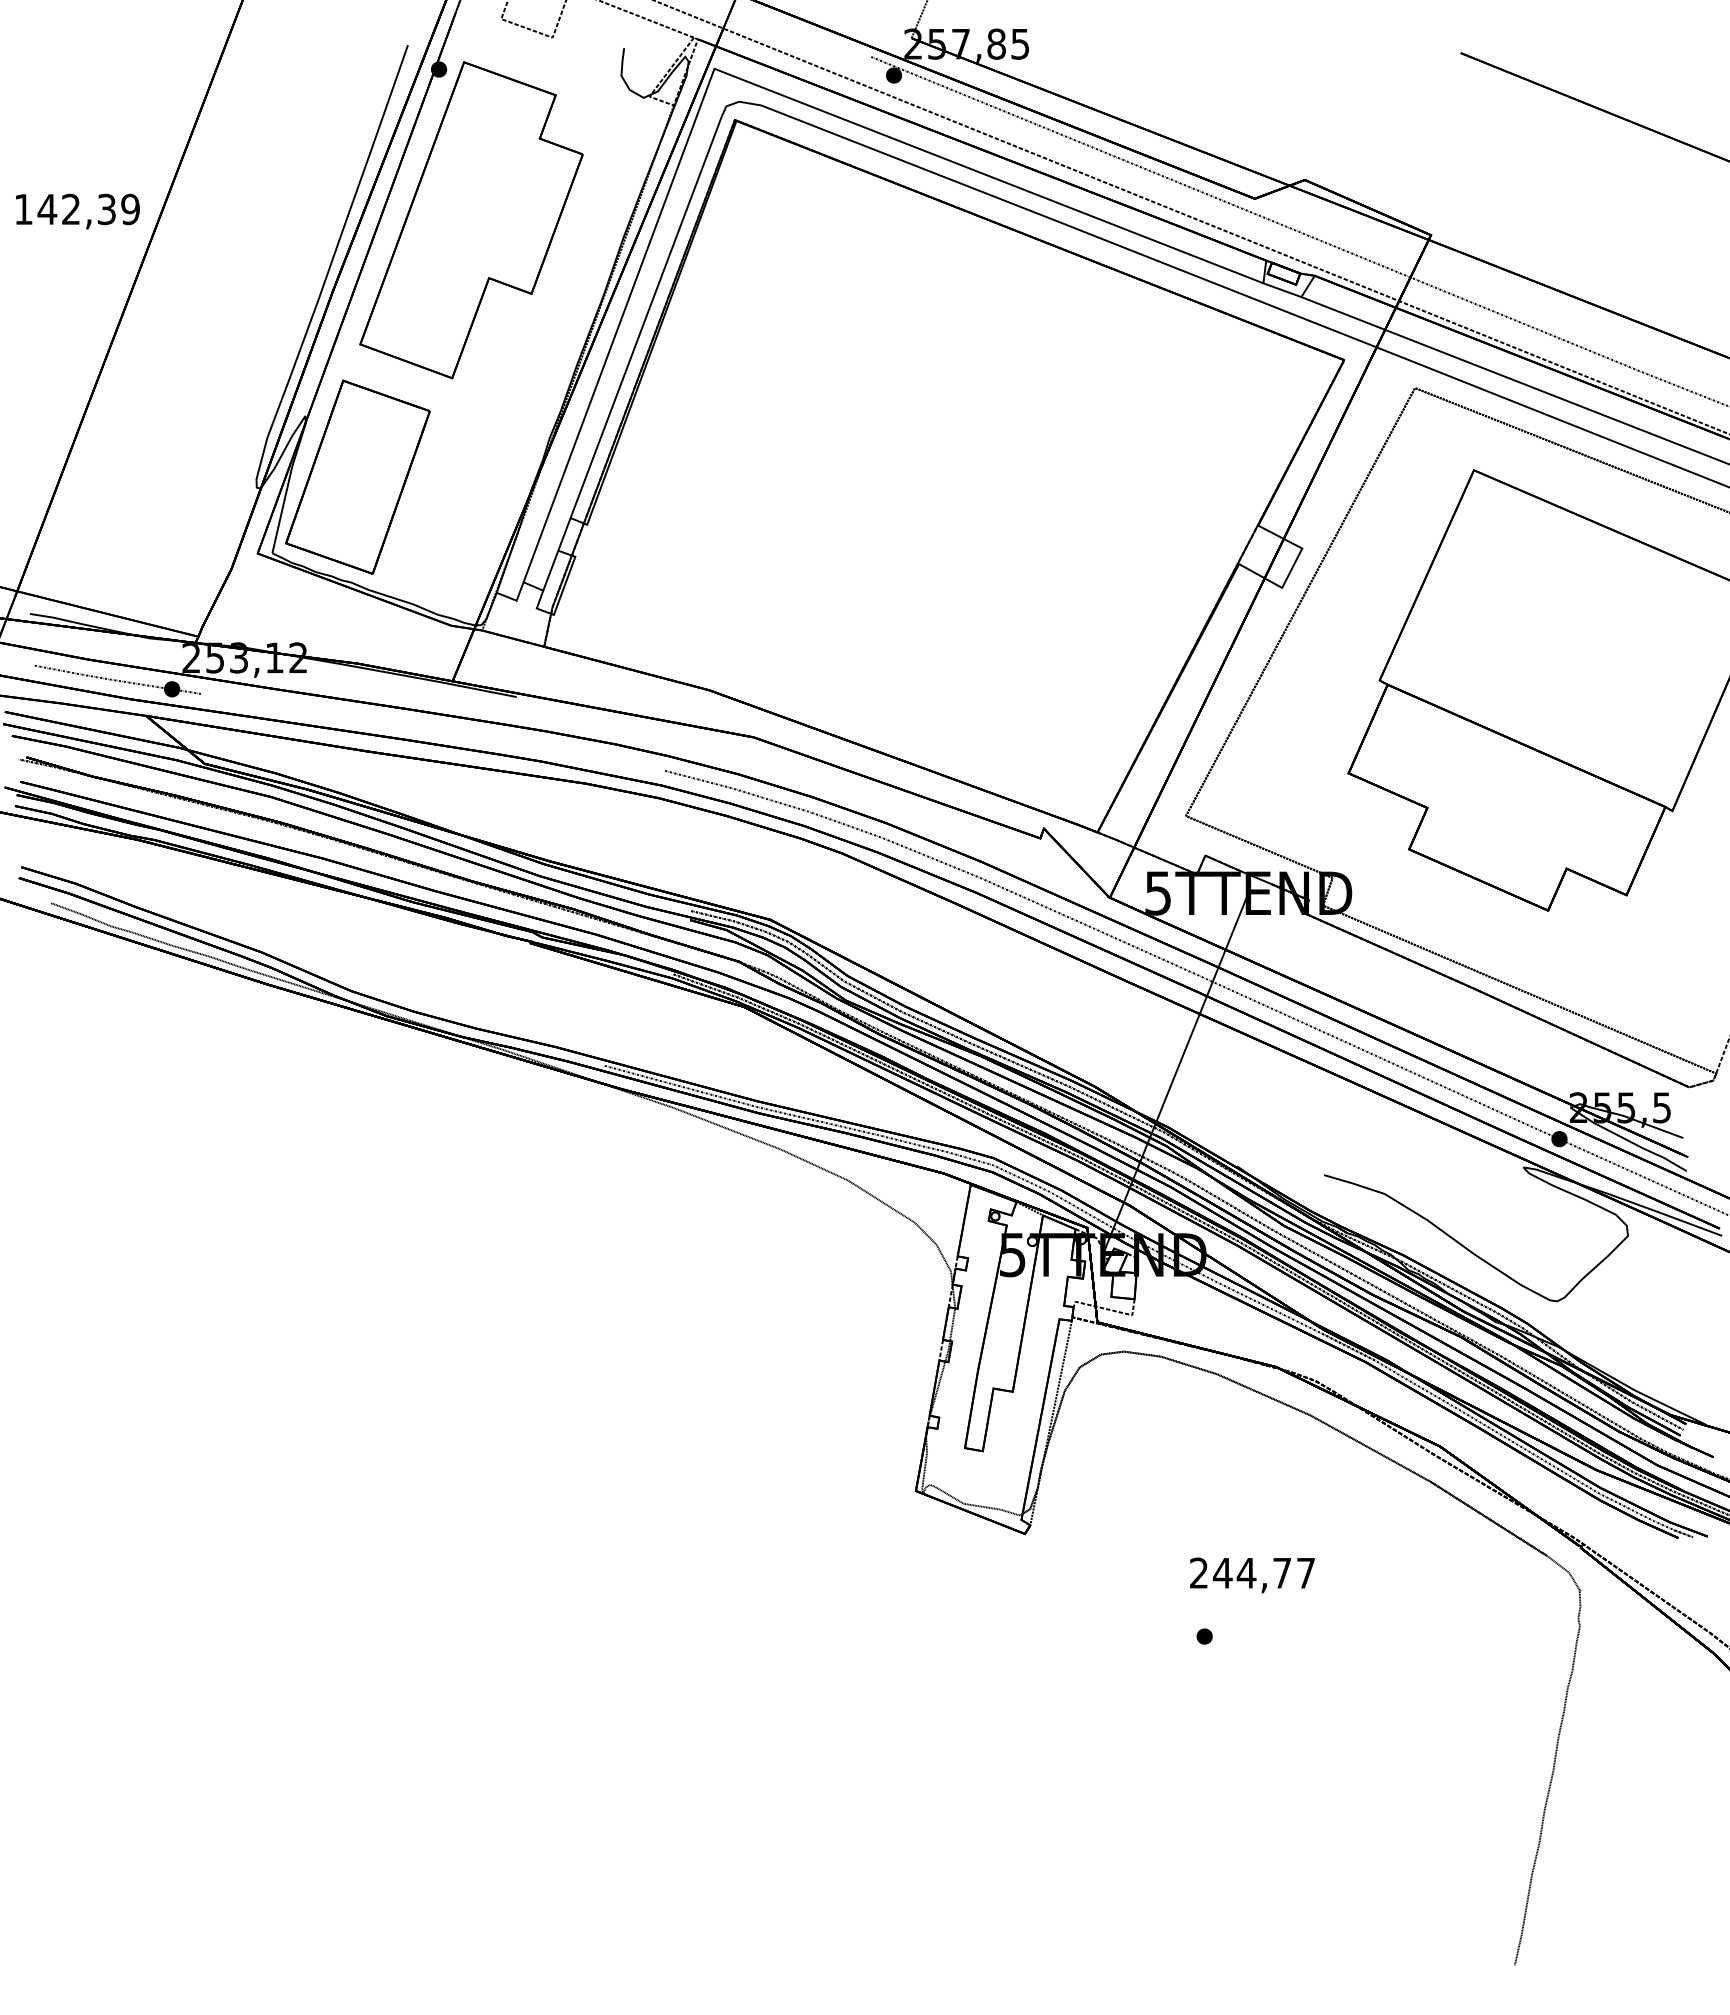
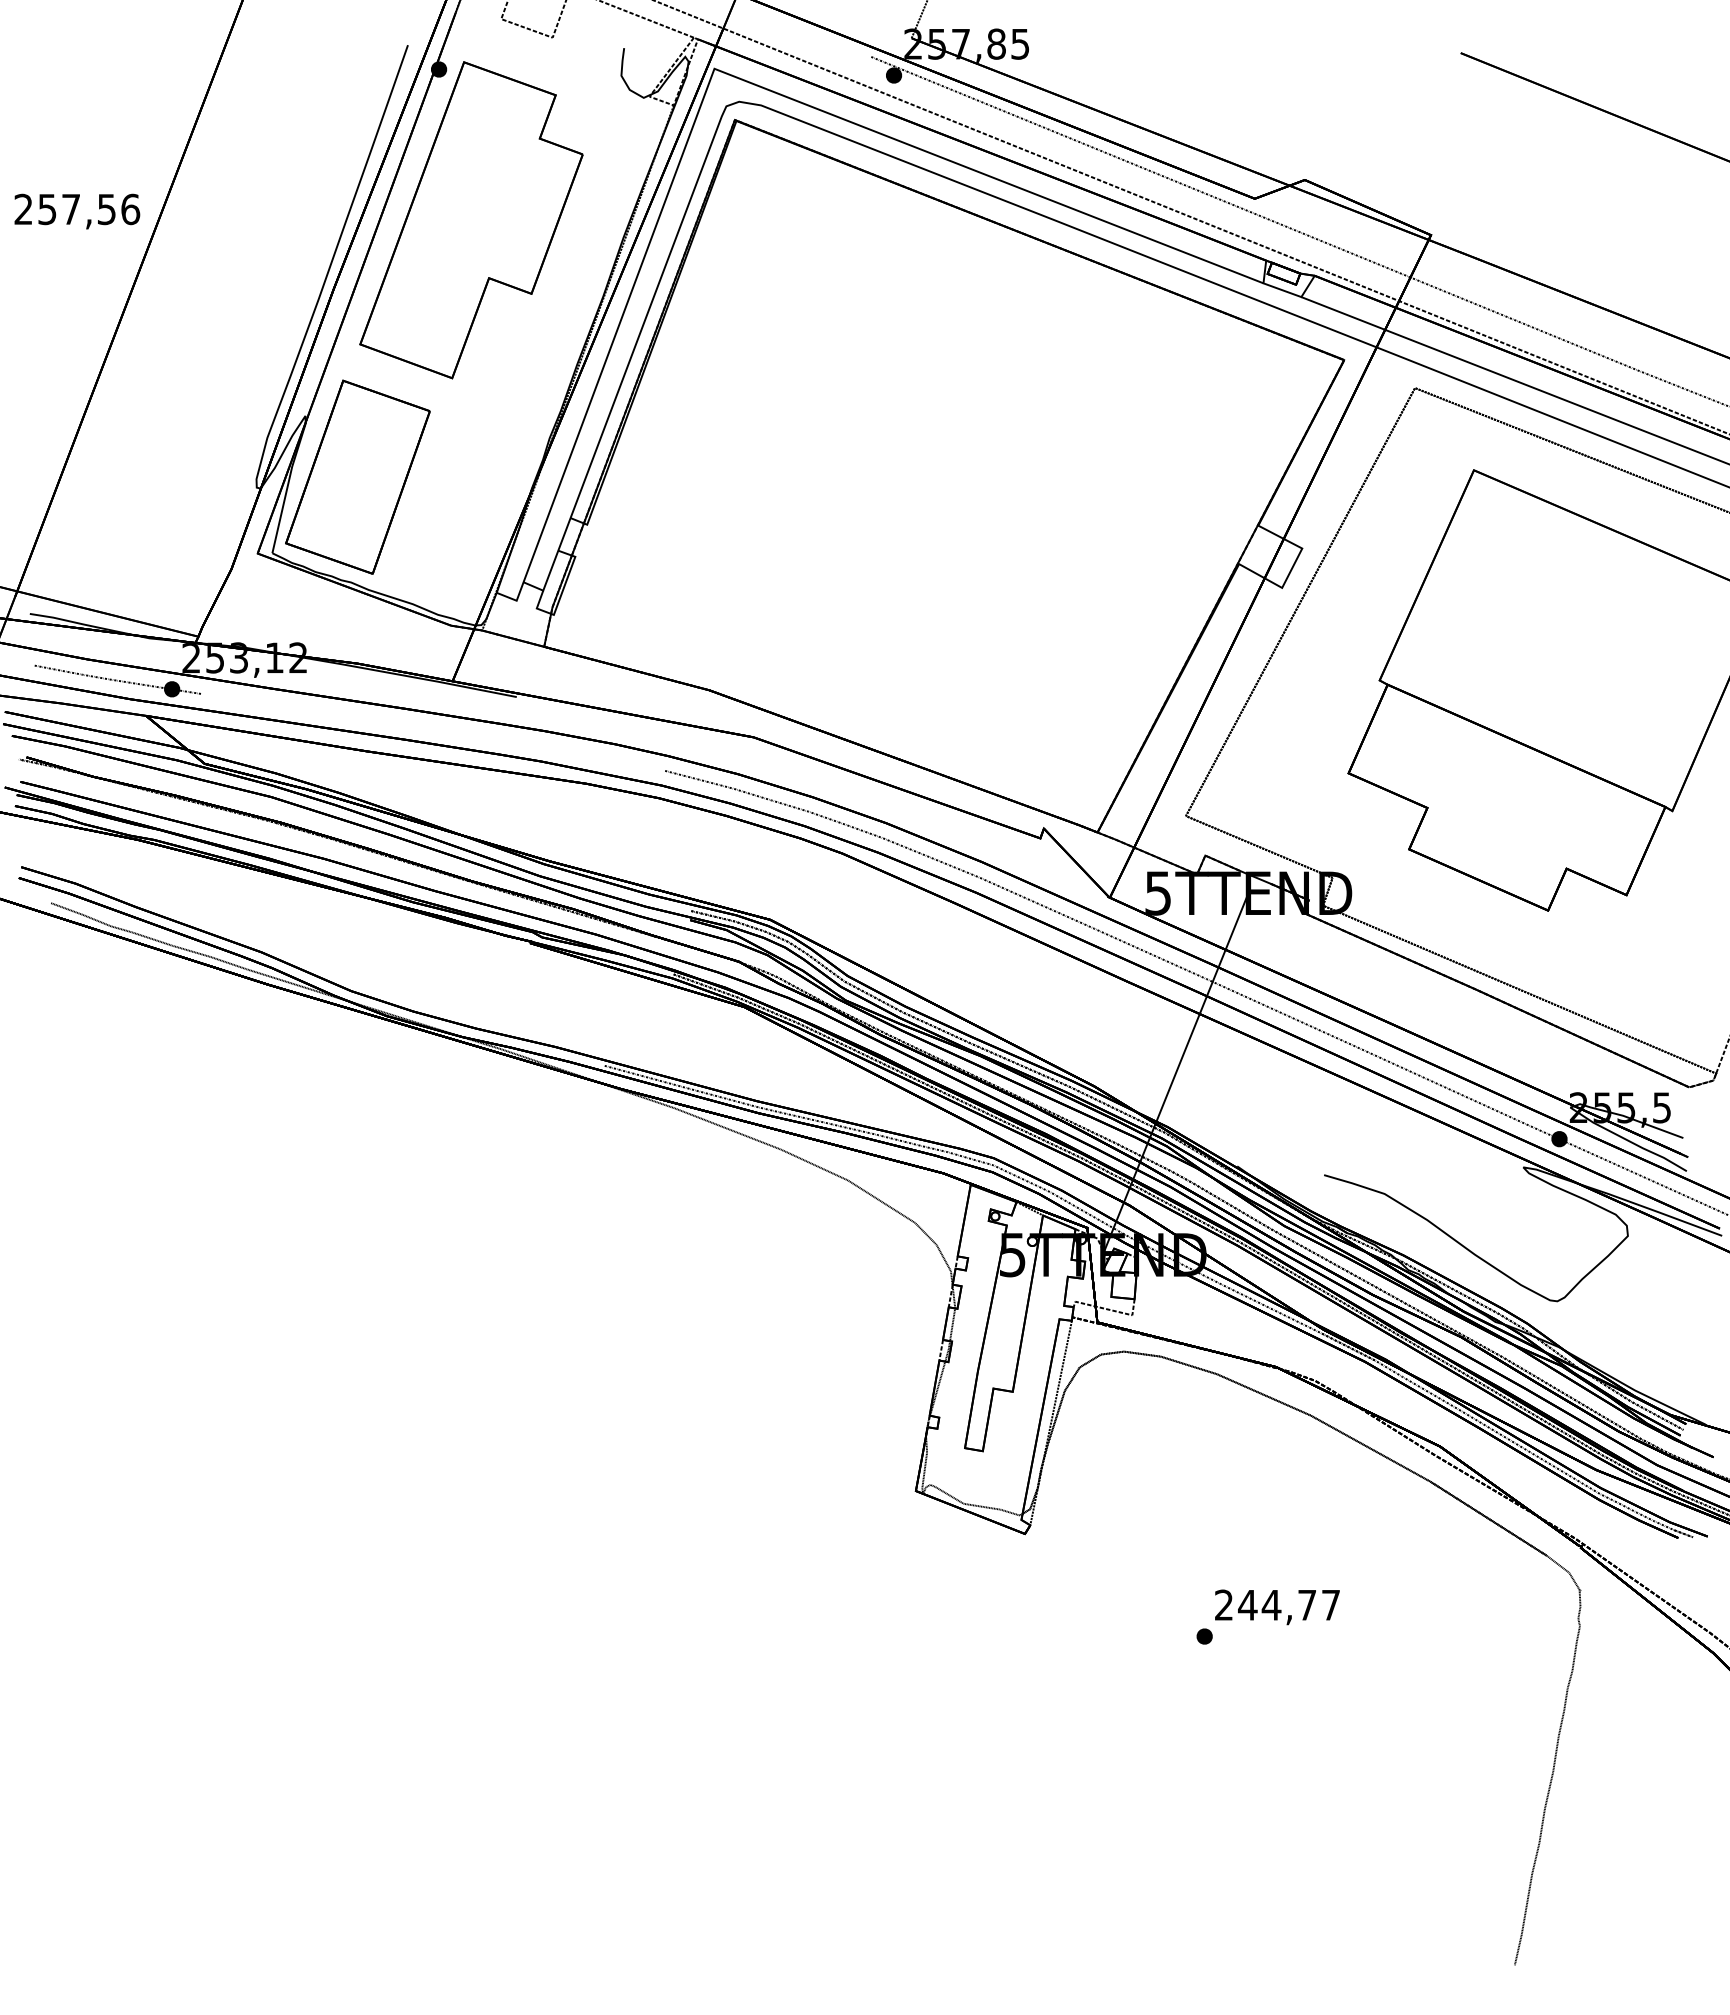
text: 142,39 -> 257,56 (77, 209)
text position: (1252, 1575) -> (1277, 1607) (1277, 1607)
